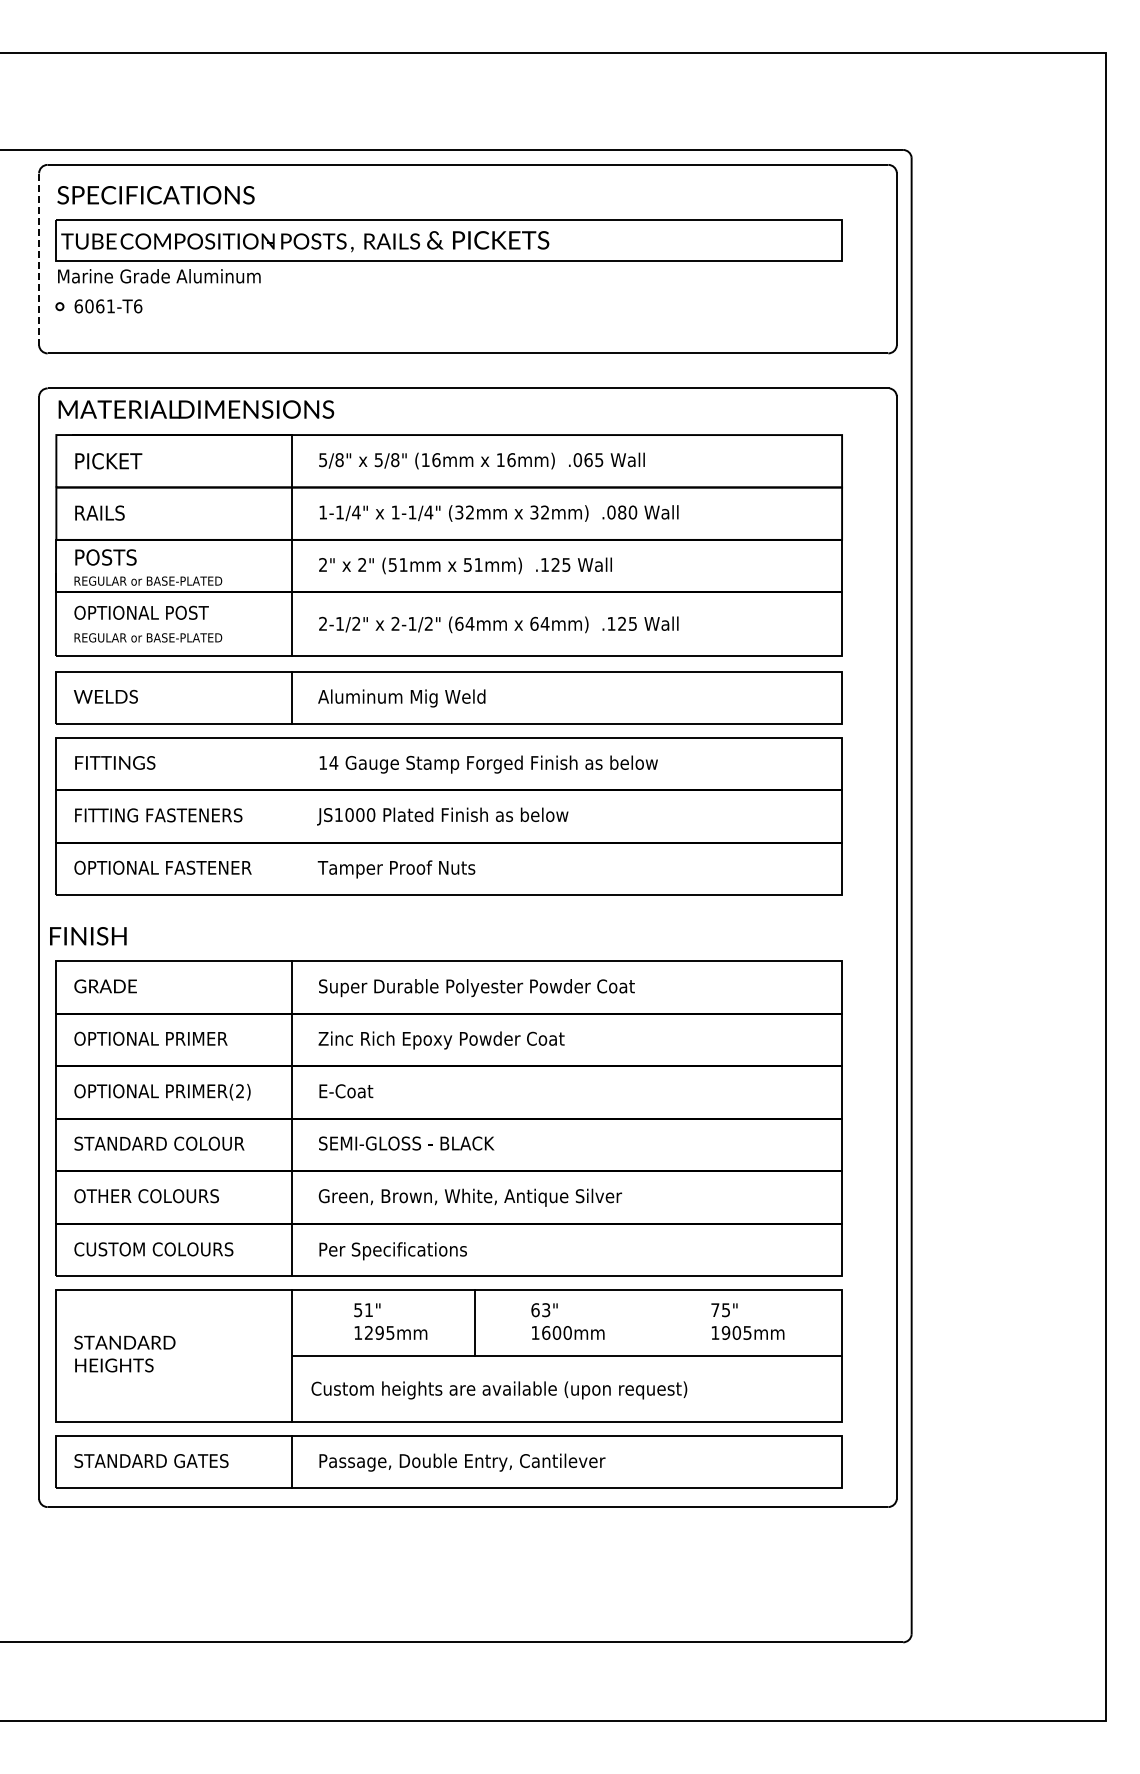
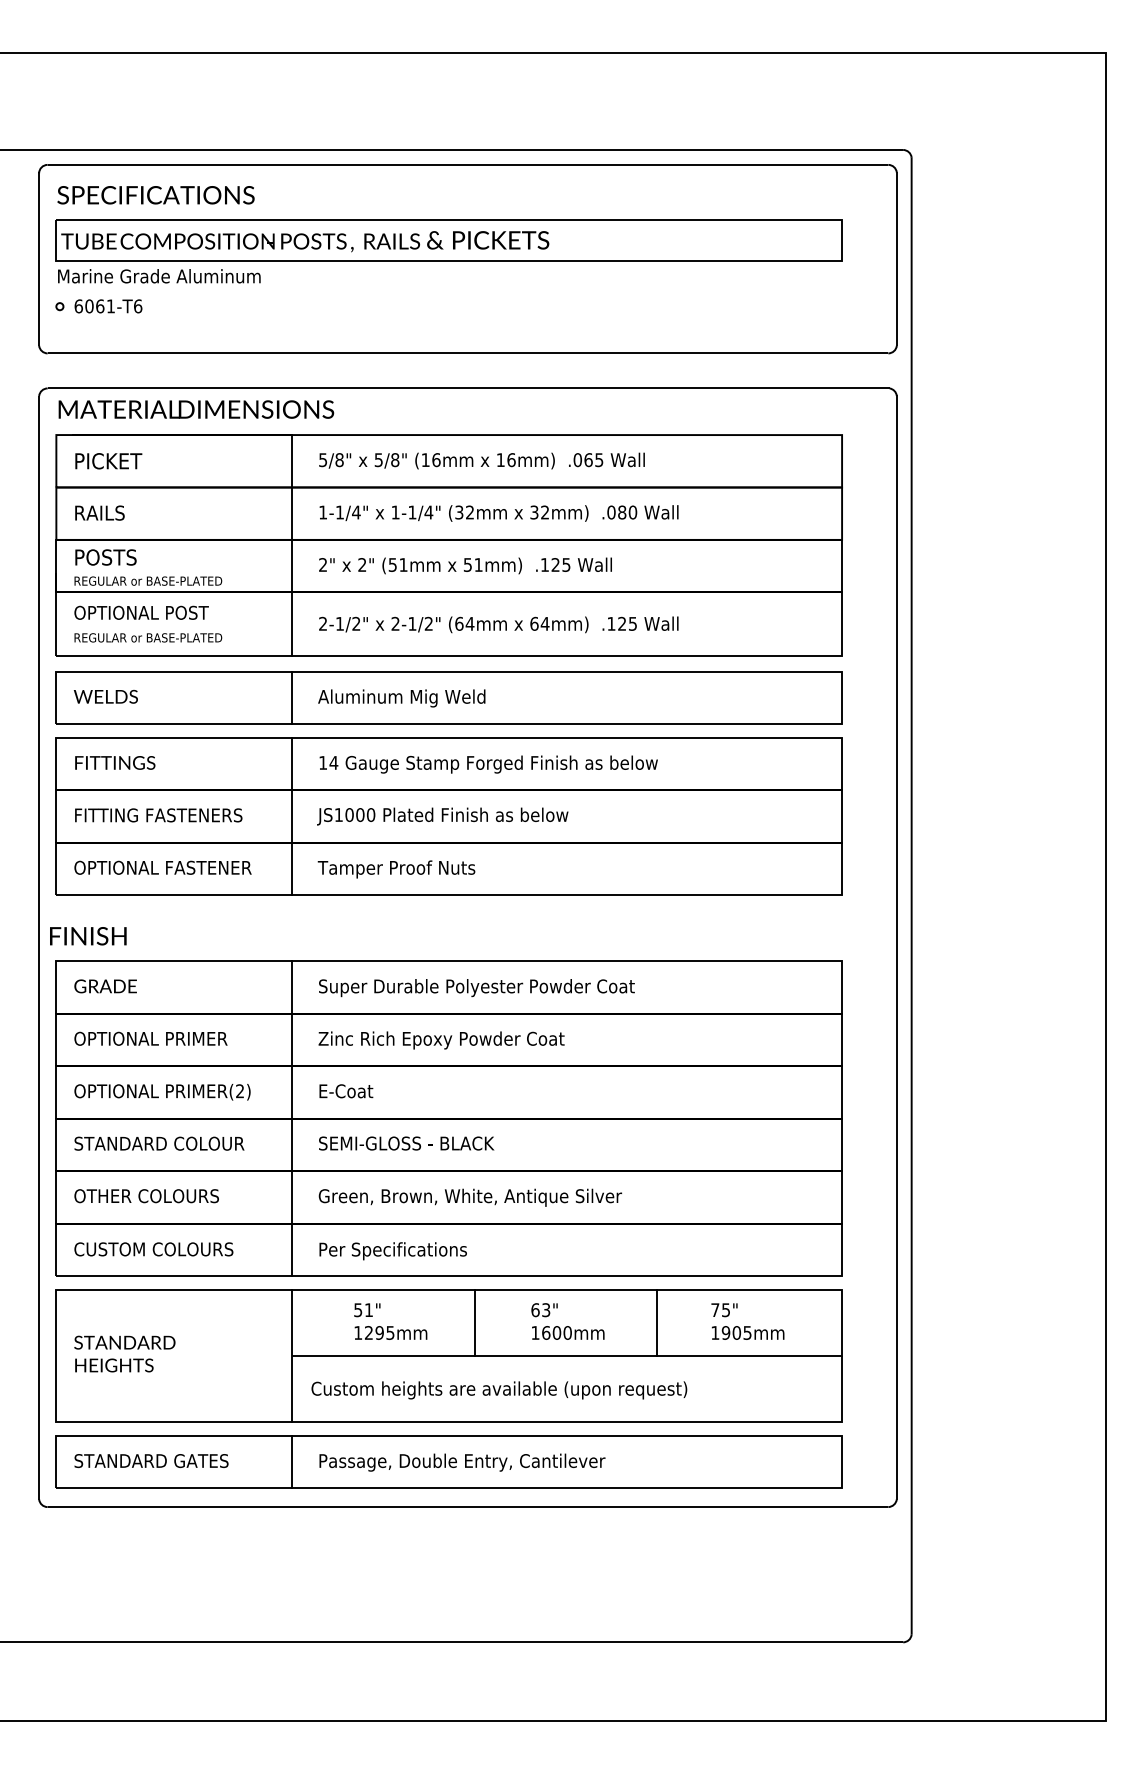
line: dashed -> solid (39, 259)
line: none -> present (292, 816)
line: none -> present (656, 1322)
